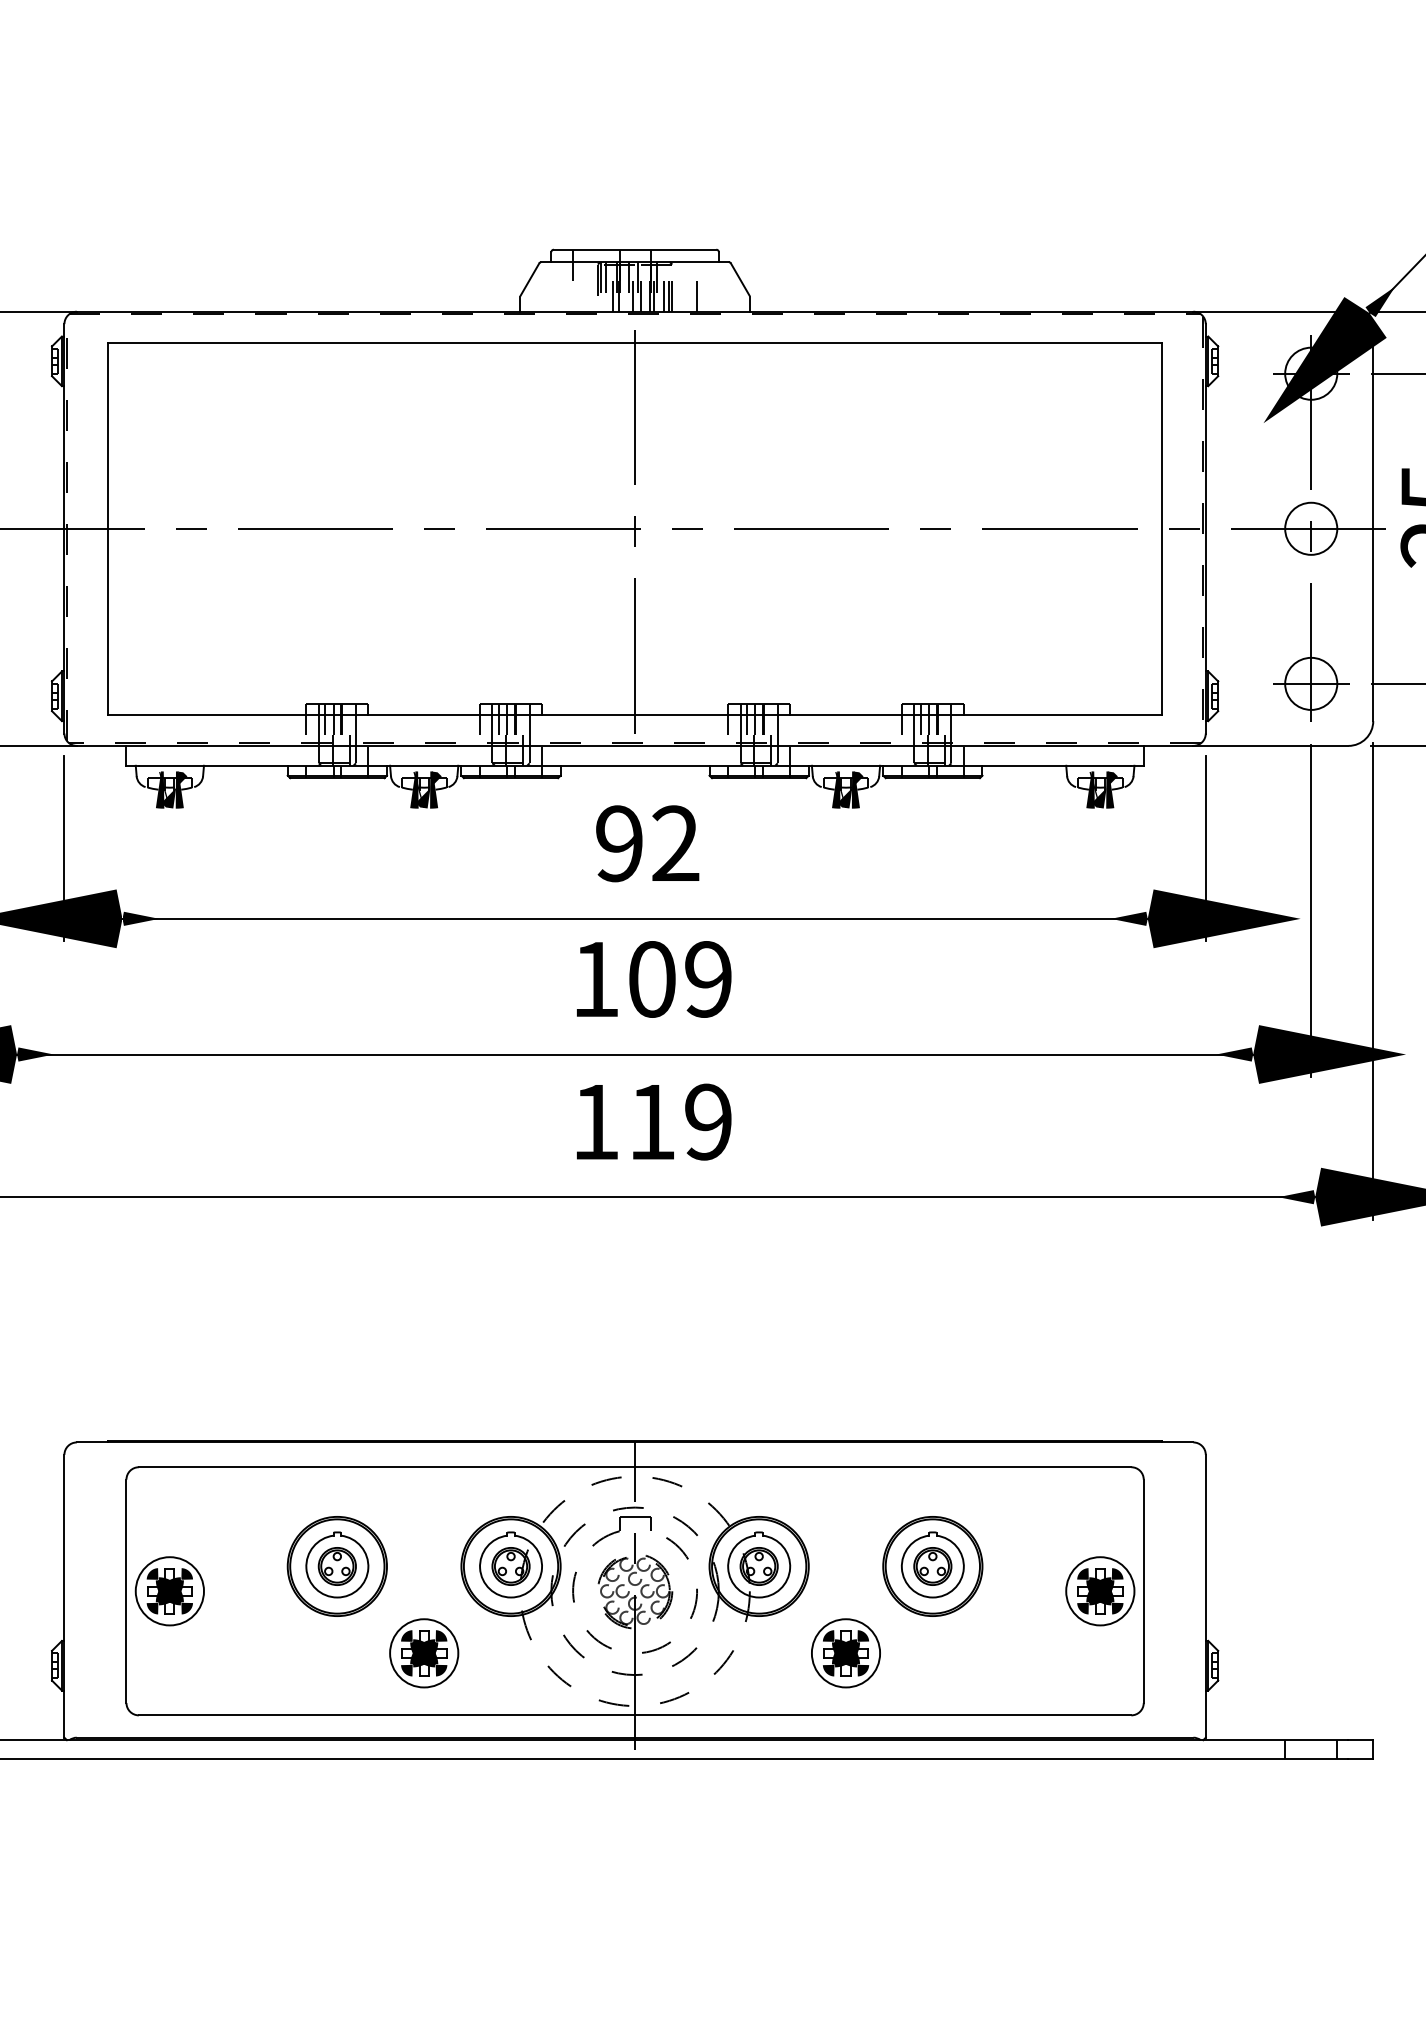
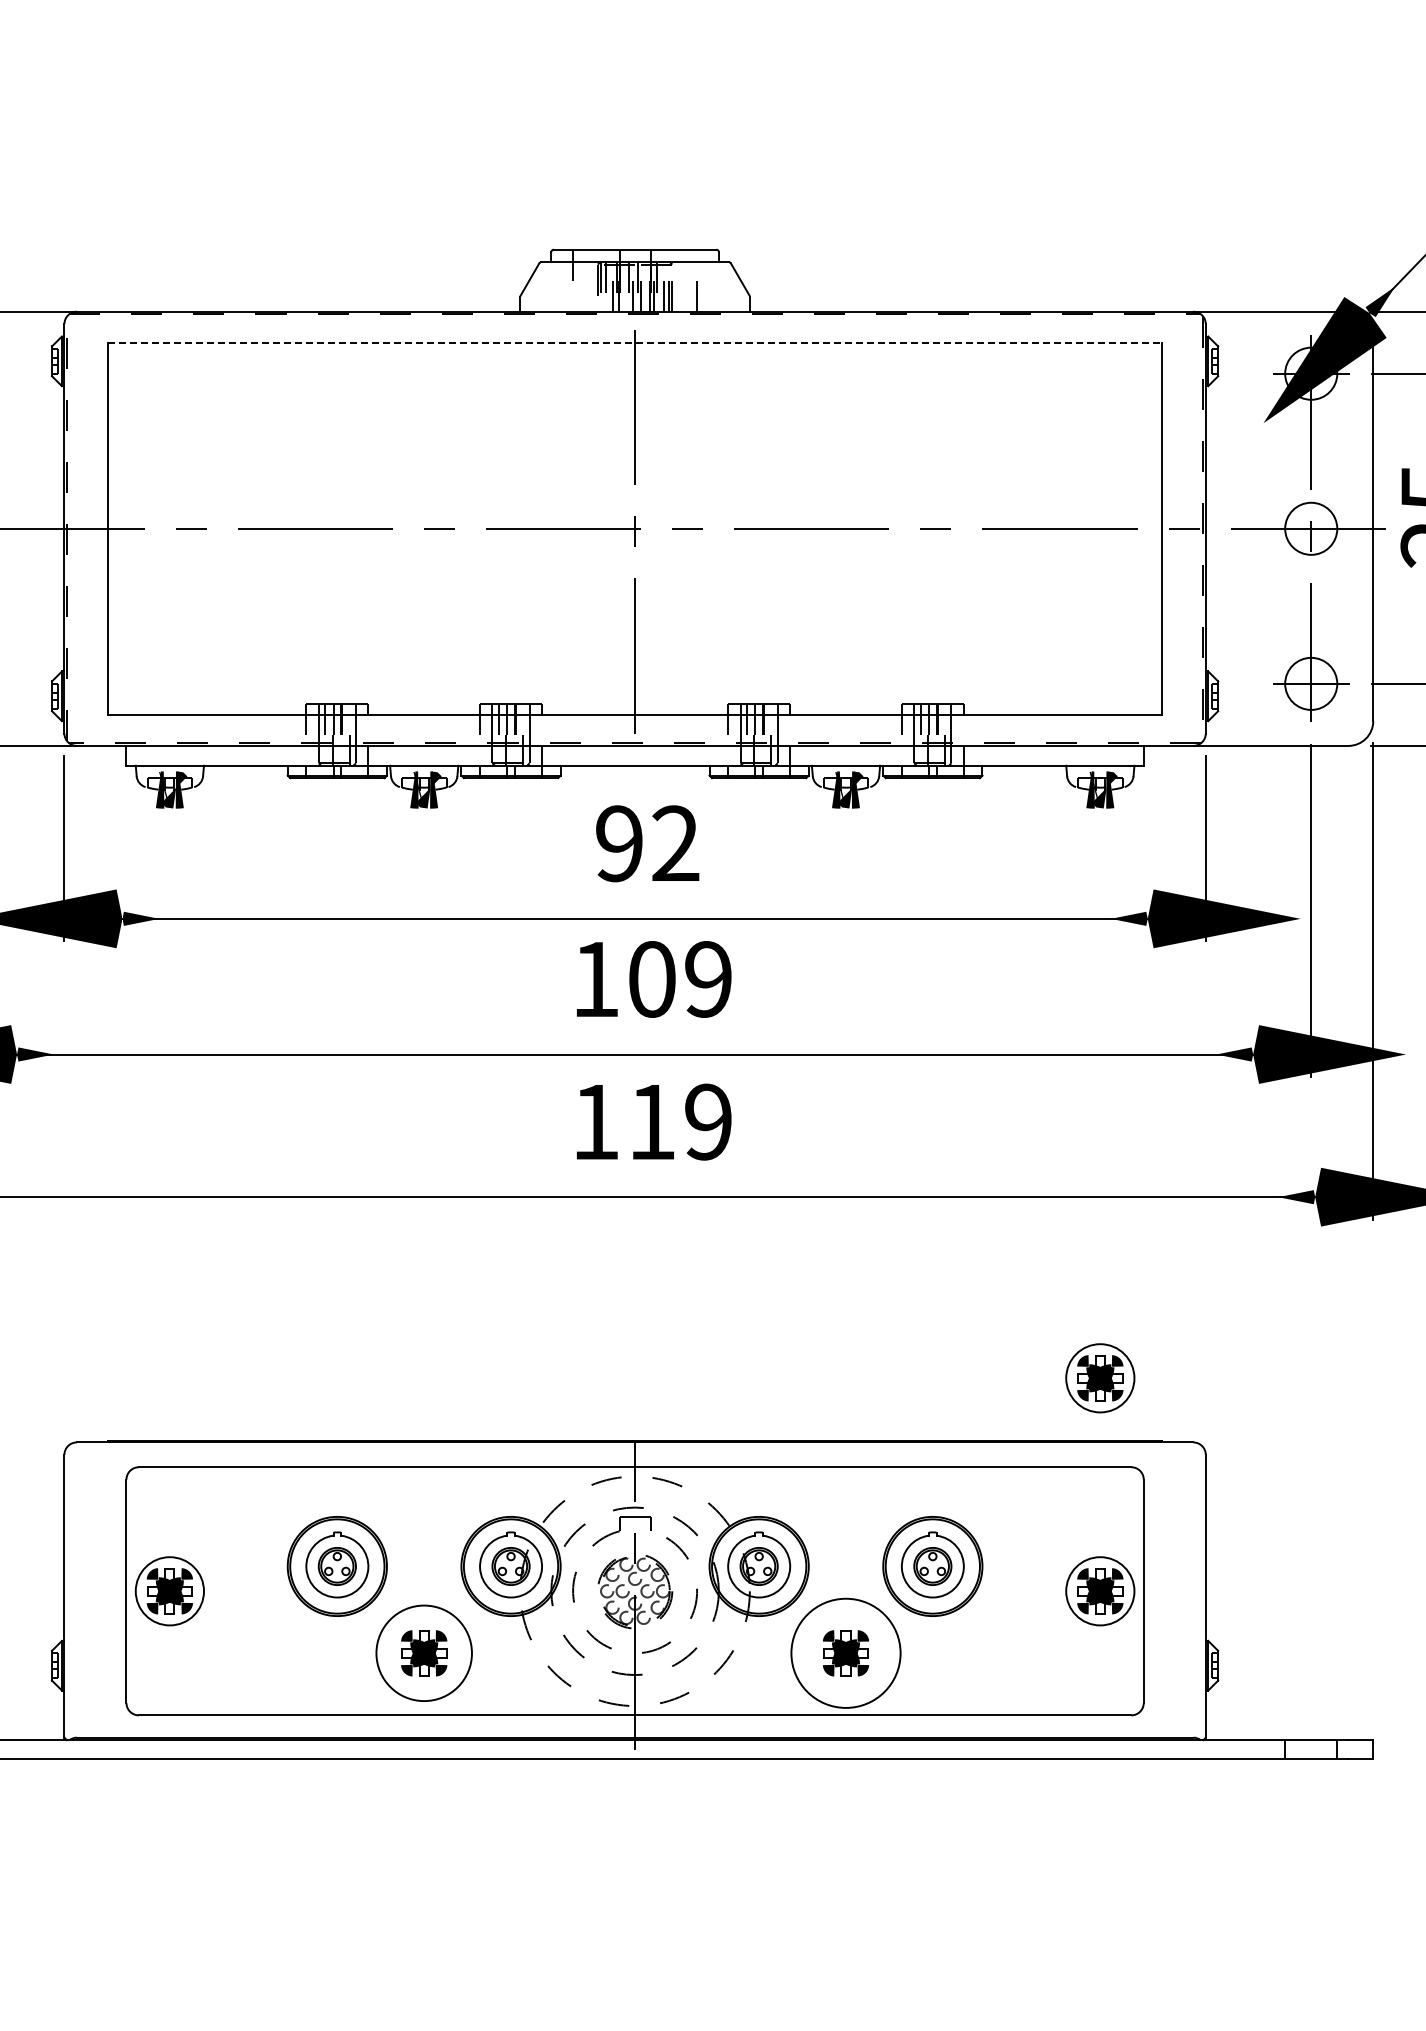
line: solid -> dashed (635, 342)
part: none -> present (1100, 1378)
circle diameter: 68 px -> 96 px (423, 1653)
circle diameter: 68 px -> 109 px (845, 1652)
